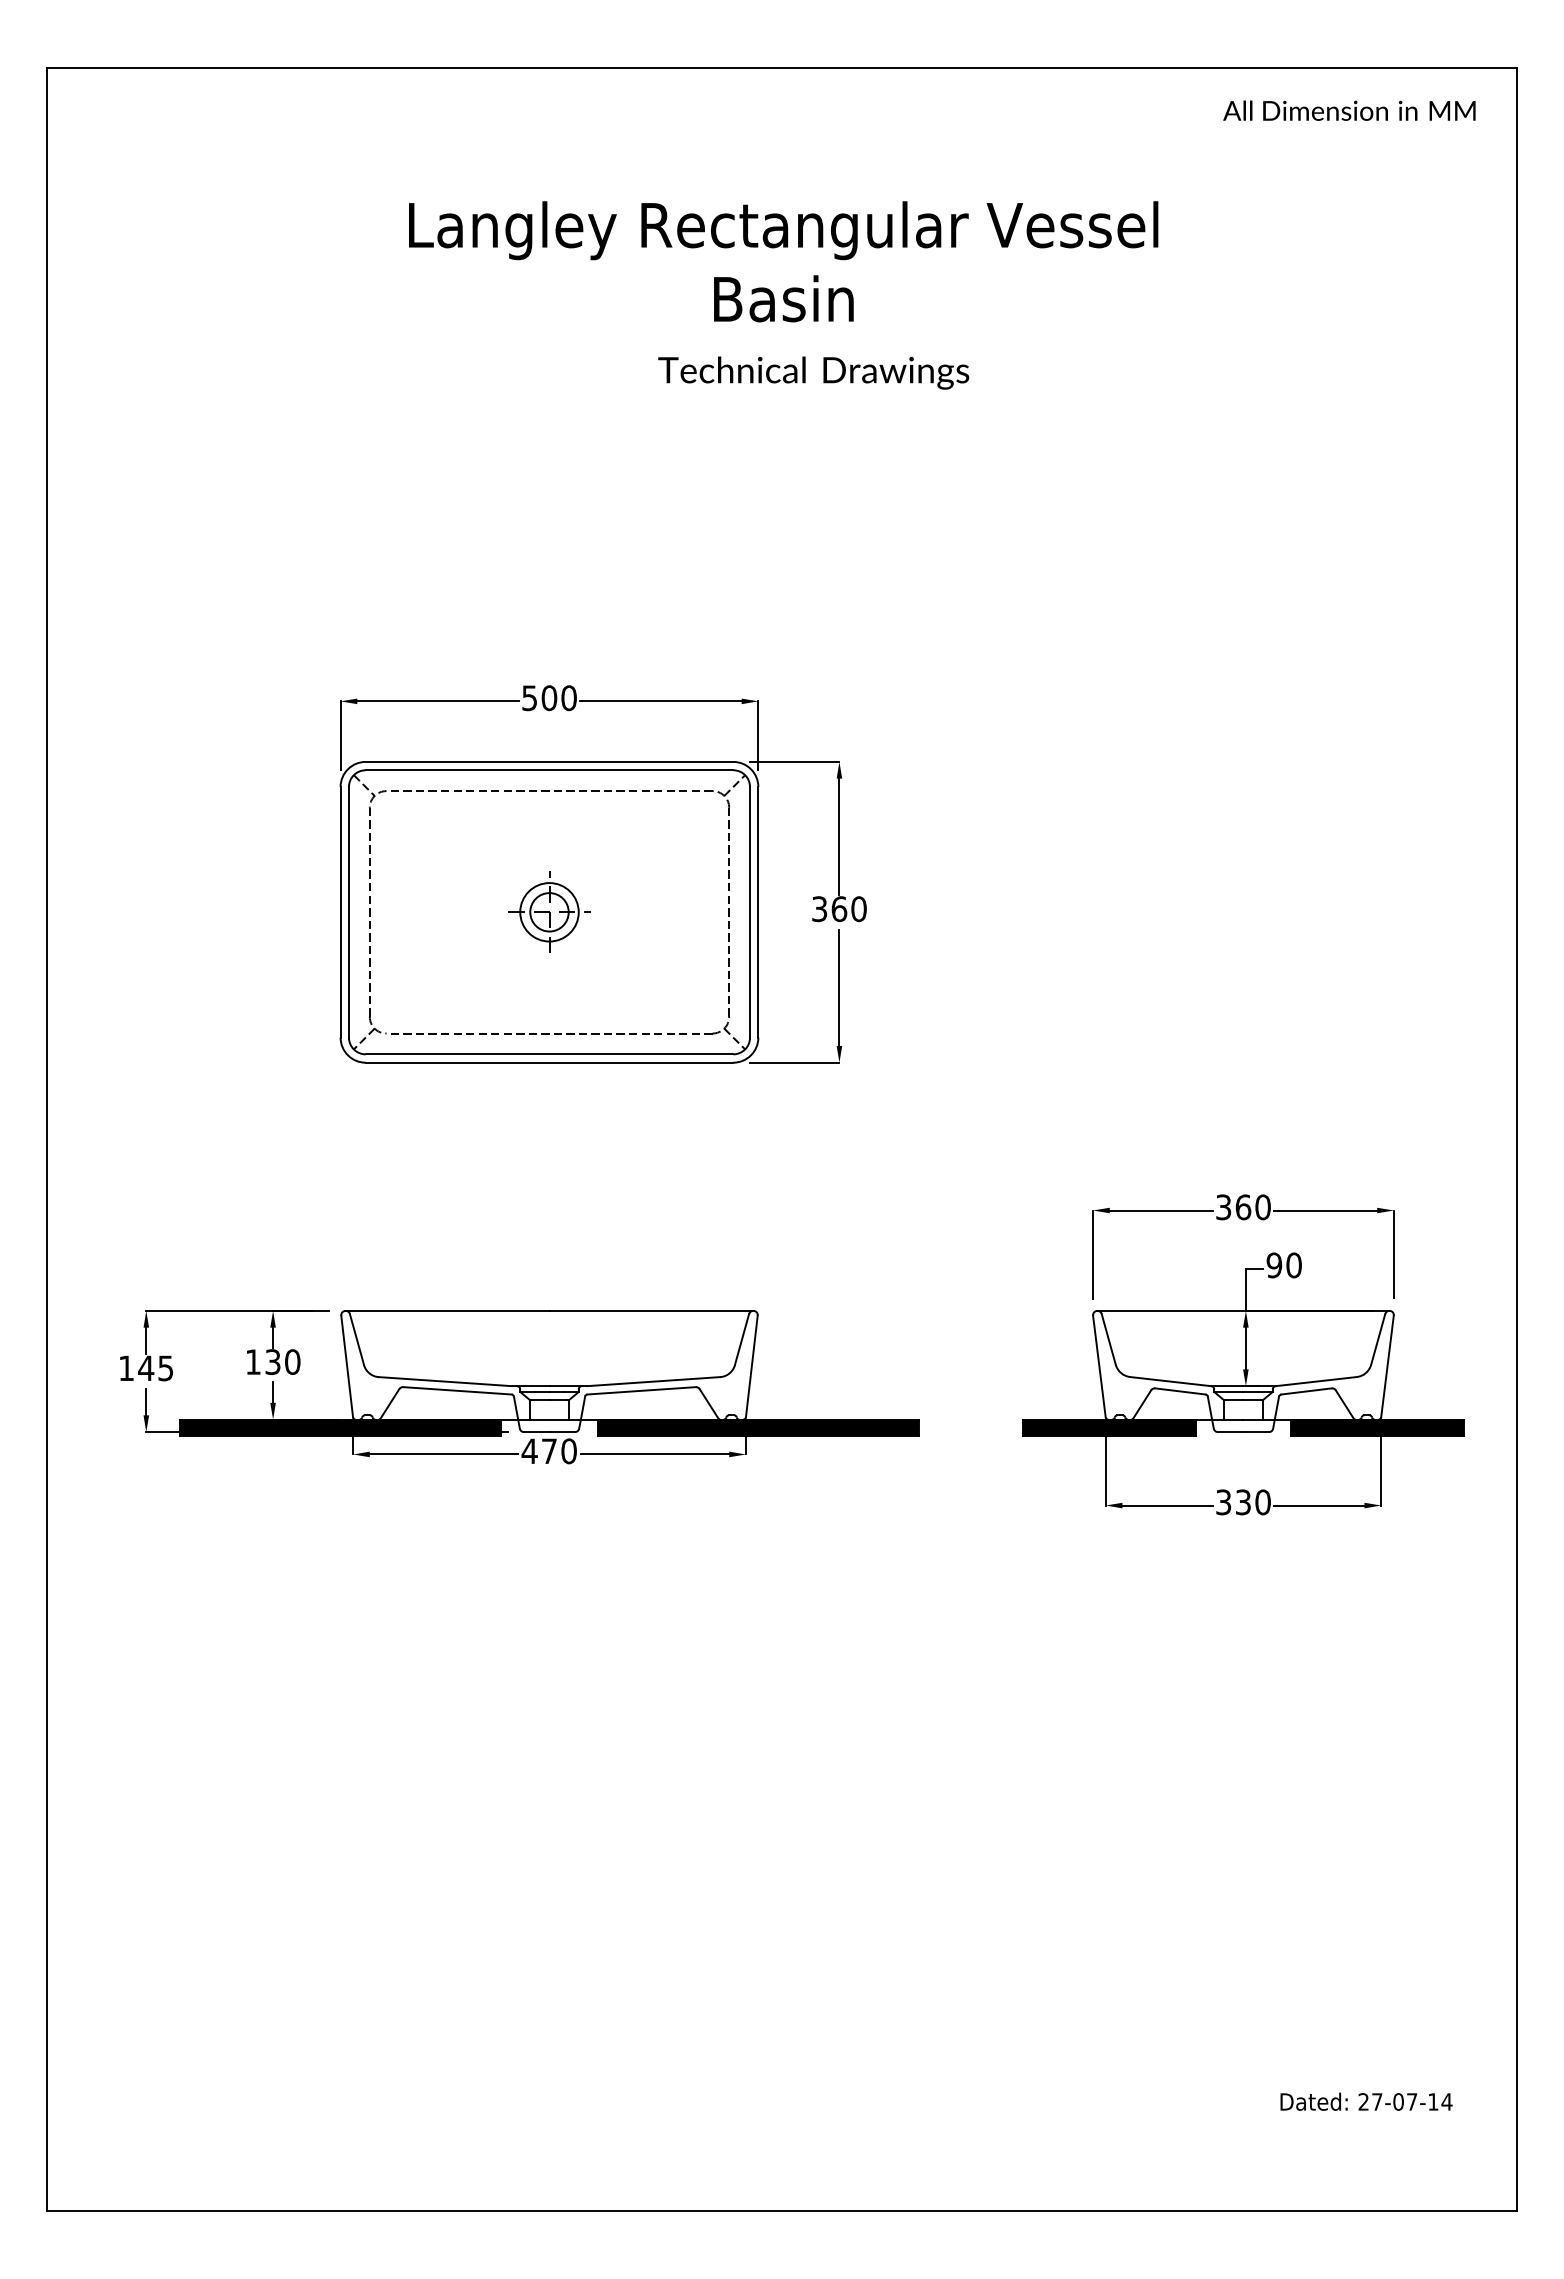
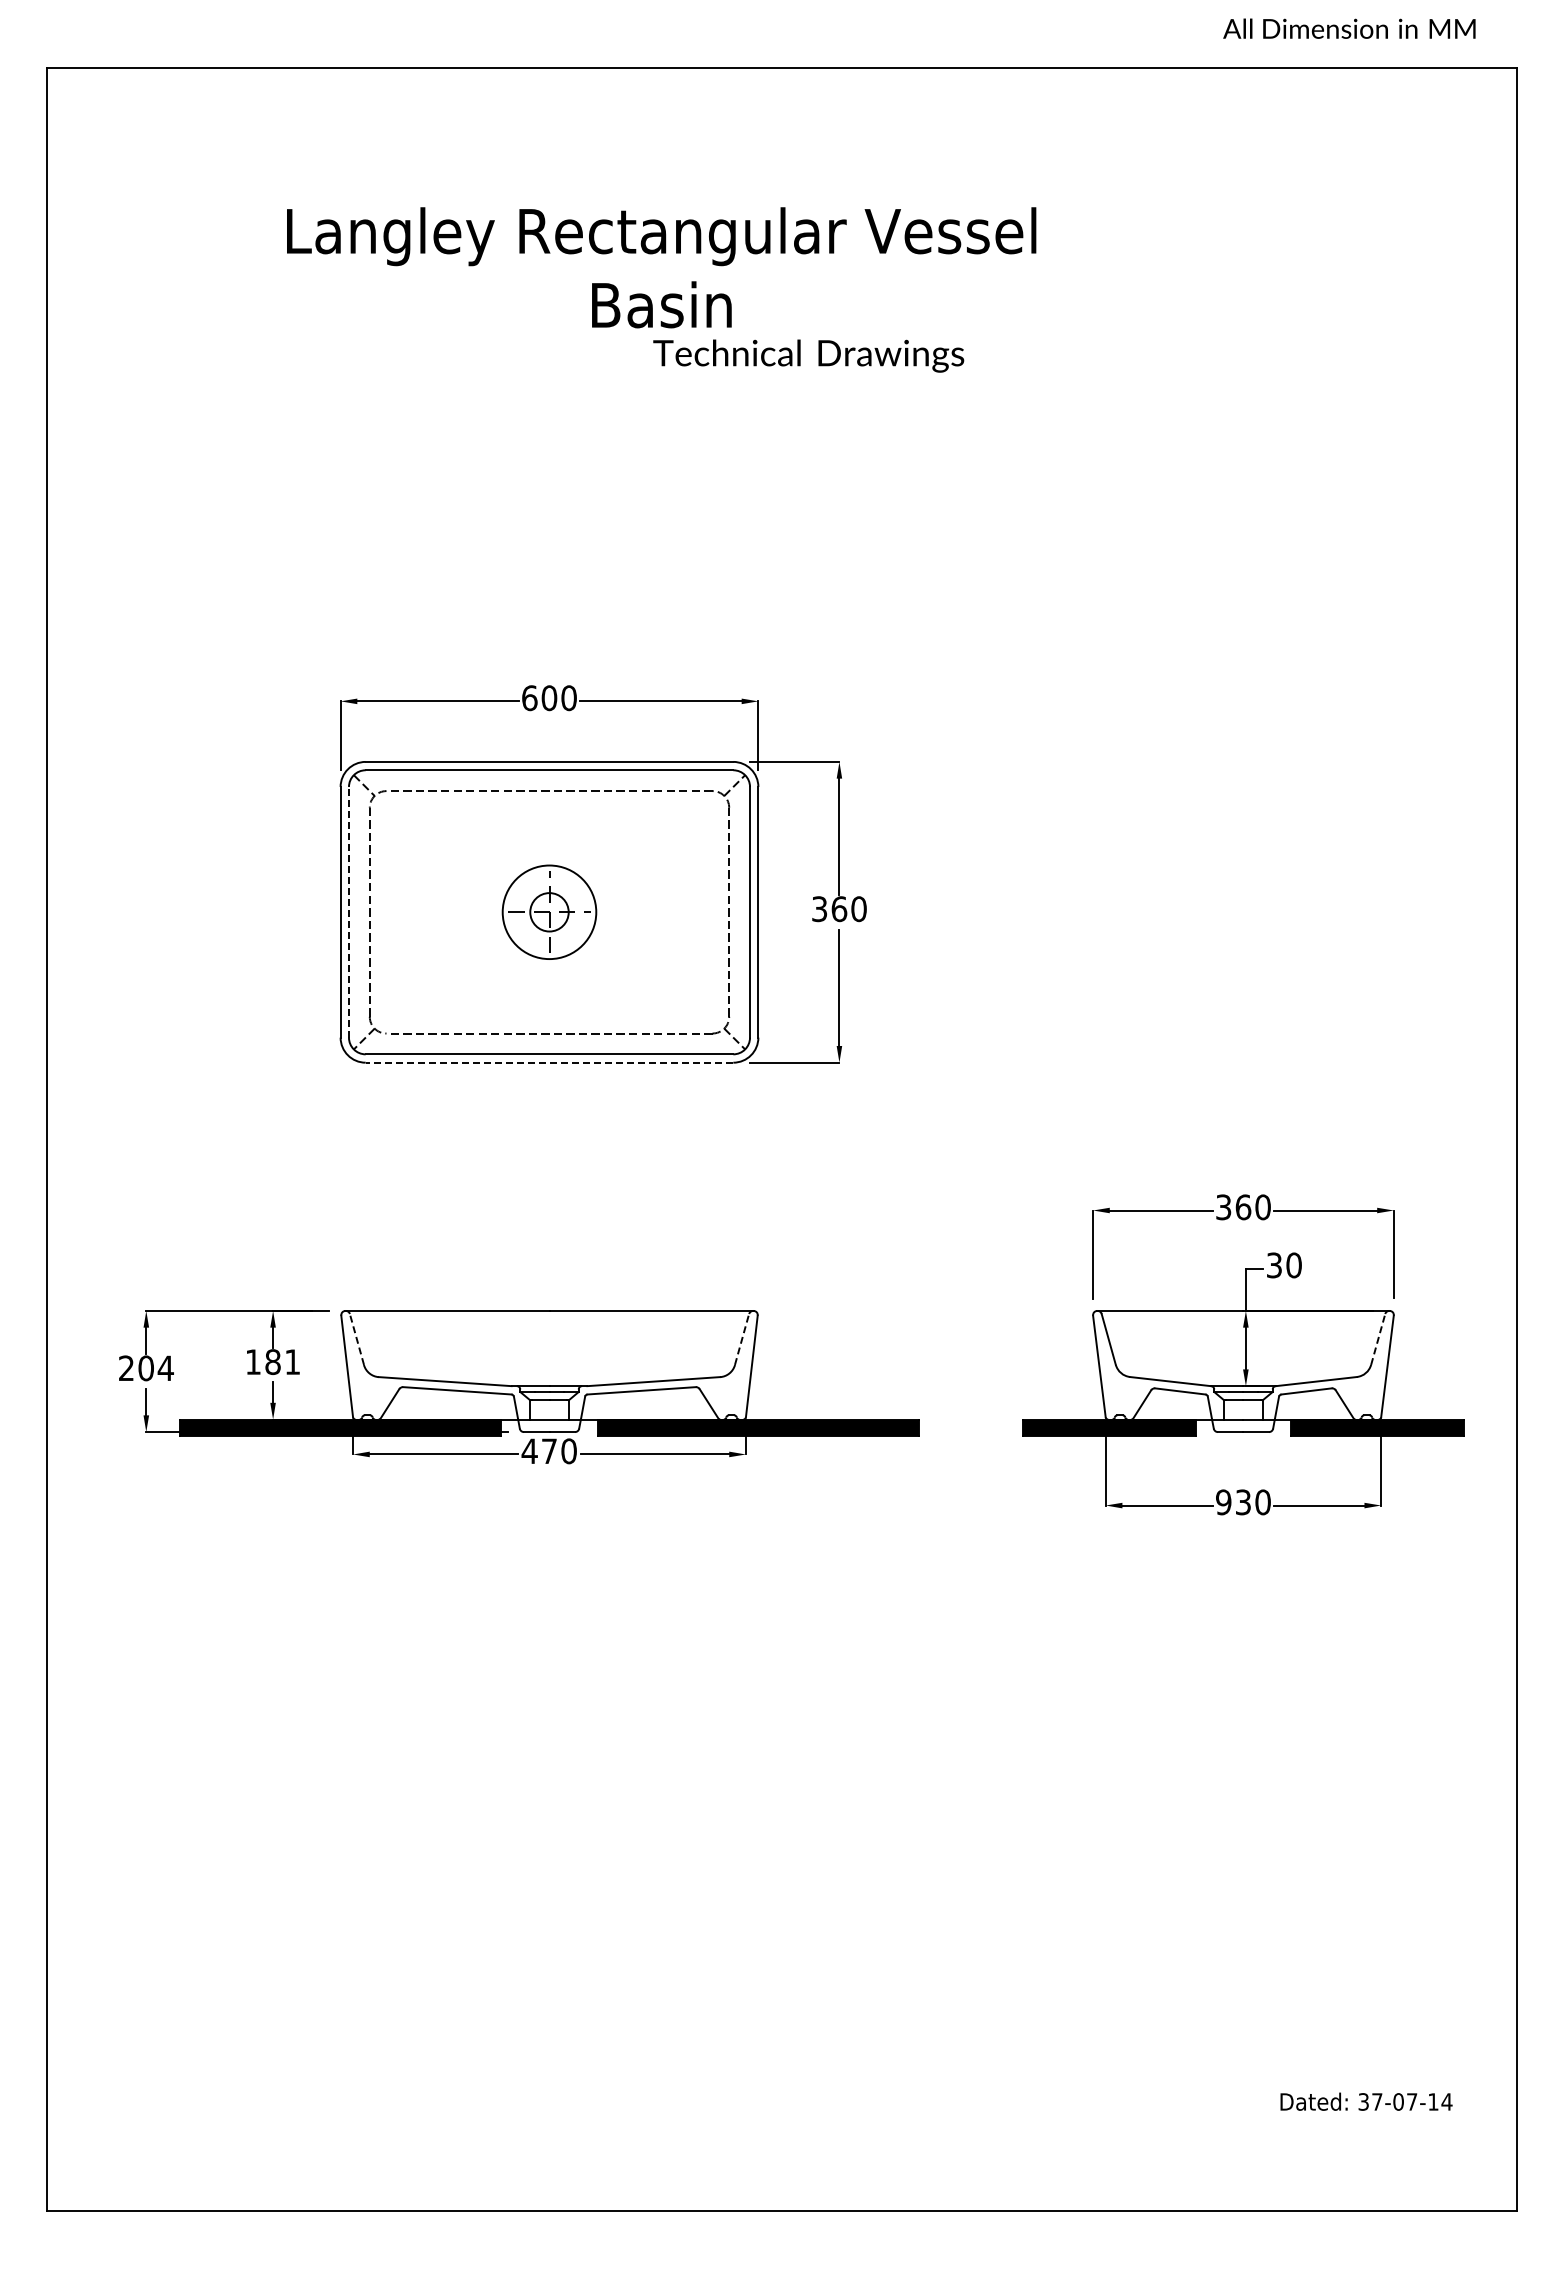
text position: (1349, 110) -> (1349, 28) (1349, 28)
text position: (783, 261) -> (661, 267) (661, 267)
text position: (813, 372) -> (808, 355) (808, 355)
text: 500 -> 600 (529, 698)
line: solid -> dashed (348, 911)
circle diameter: 58 px -> 94 px (549, 912)
line: solid -> dashed (549, 1062)
text: 90 -> 30 (1274, 1265)
line: solid -> dashed (356, 1338)
line: solid -> dashed (742, 1338)
line: solid -> dashed (1378, 1338)
text: 130 -> 181 (282, 1361)
text: 145 -> 204 (146, 1368)
text: 330 -> 930 (1223, 1502)
text: 27-07-14 -> 37-07-14 (1363, 2101)
